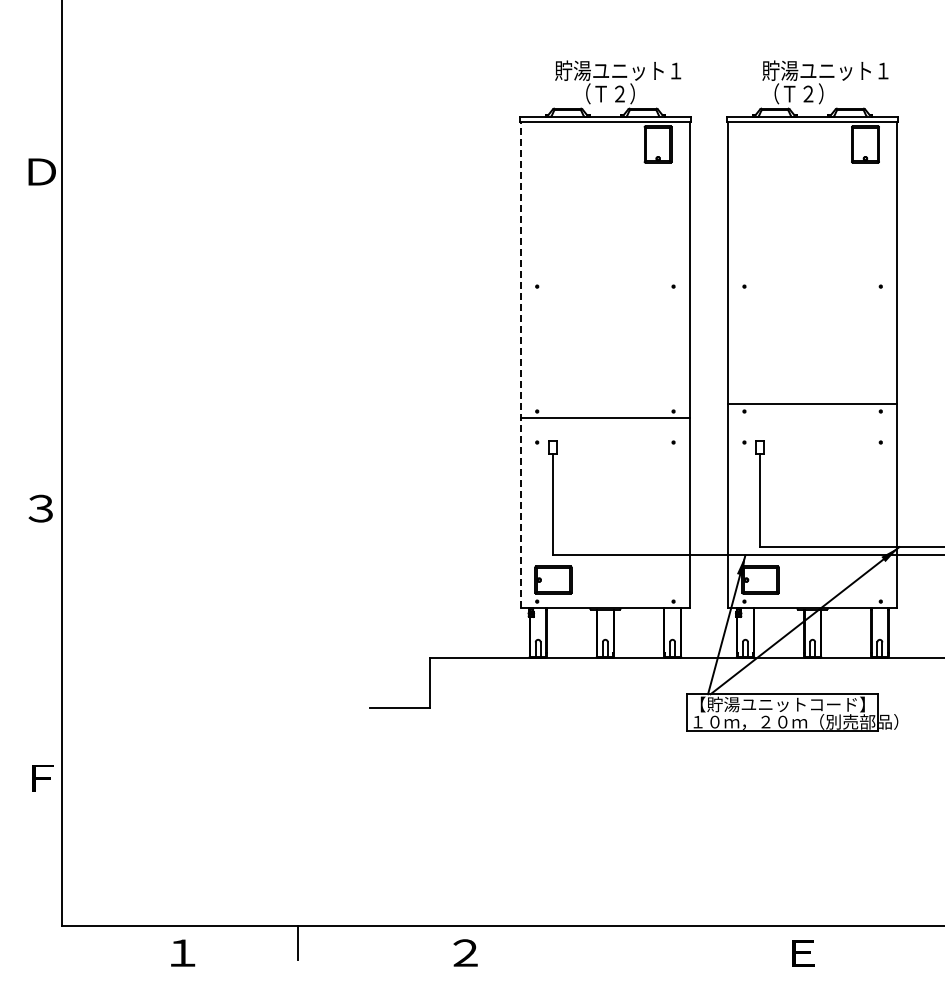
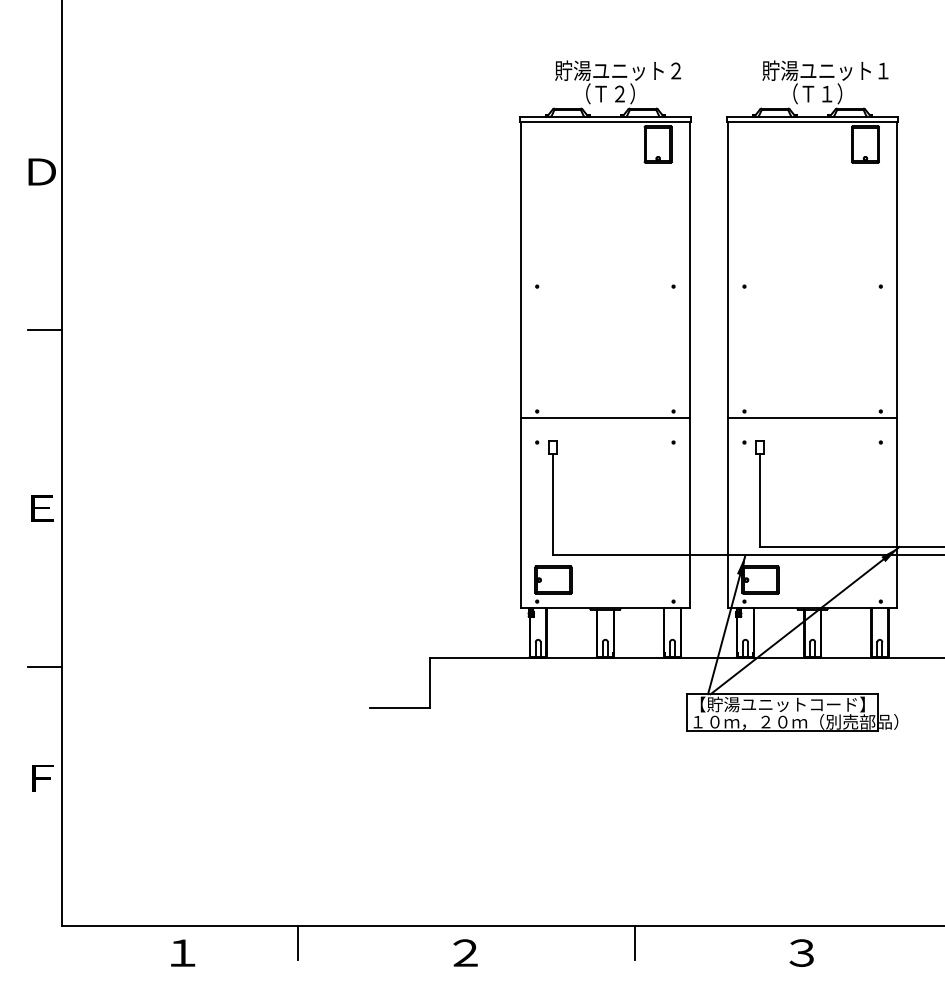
text: 貯湯ユニット１ -> 貯湯ユニット２ (675, 69)
text: （Ｔ２） -> （Ｔ１） (808, 93)
line: none -> present (45, 330)
line: dashed -> solid (520, 364)
line position: (812, 403) -> (812, 417) (812, 417)
text: ３ -> Ｅ (40, 508)
line: none -> present (45, 666)
line: none -> present (634, 942)
text: Ｅ -> ３ (801, 952)
